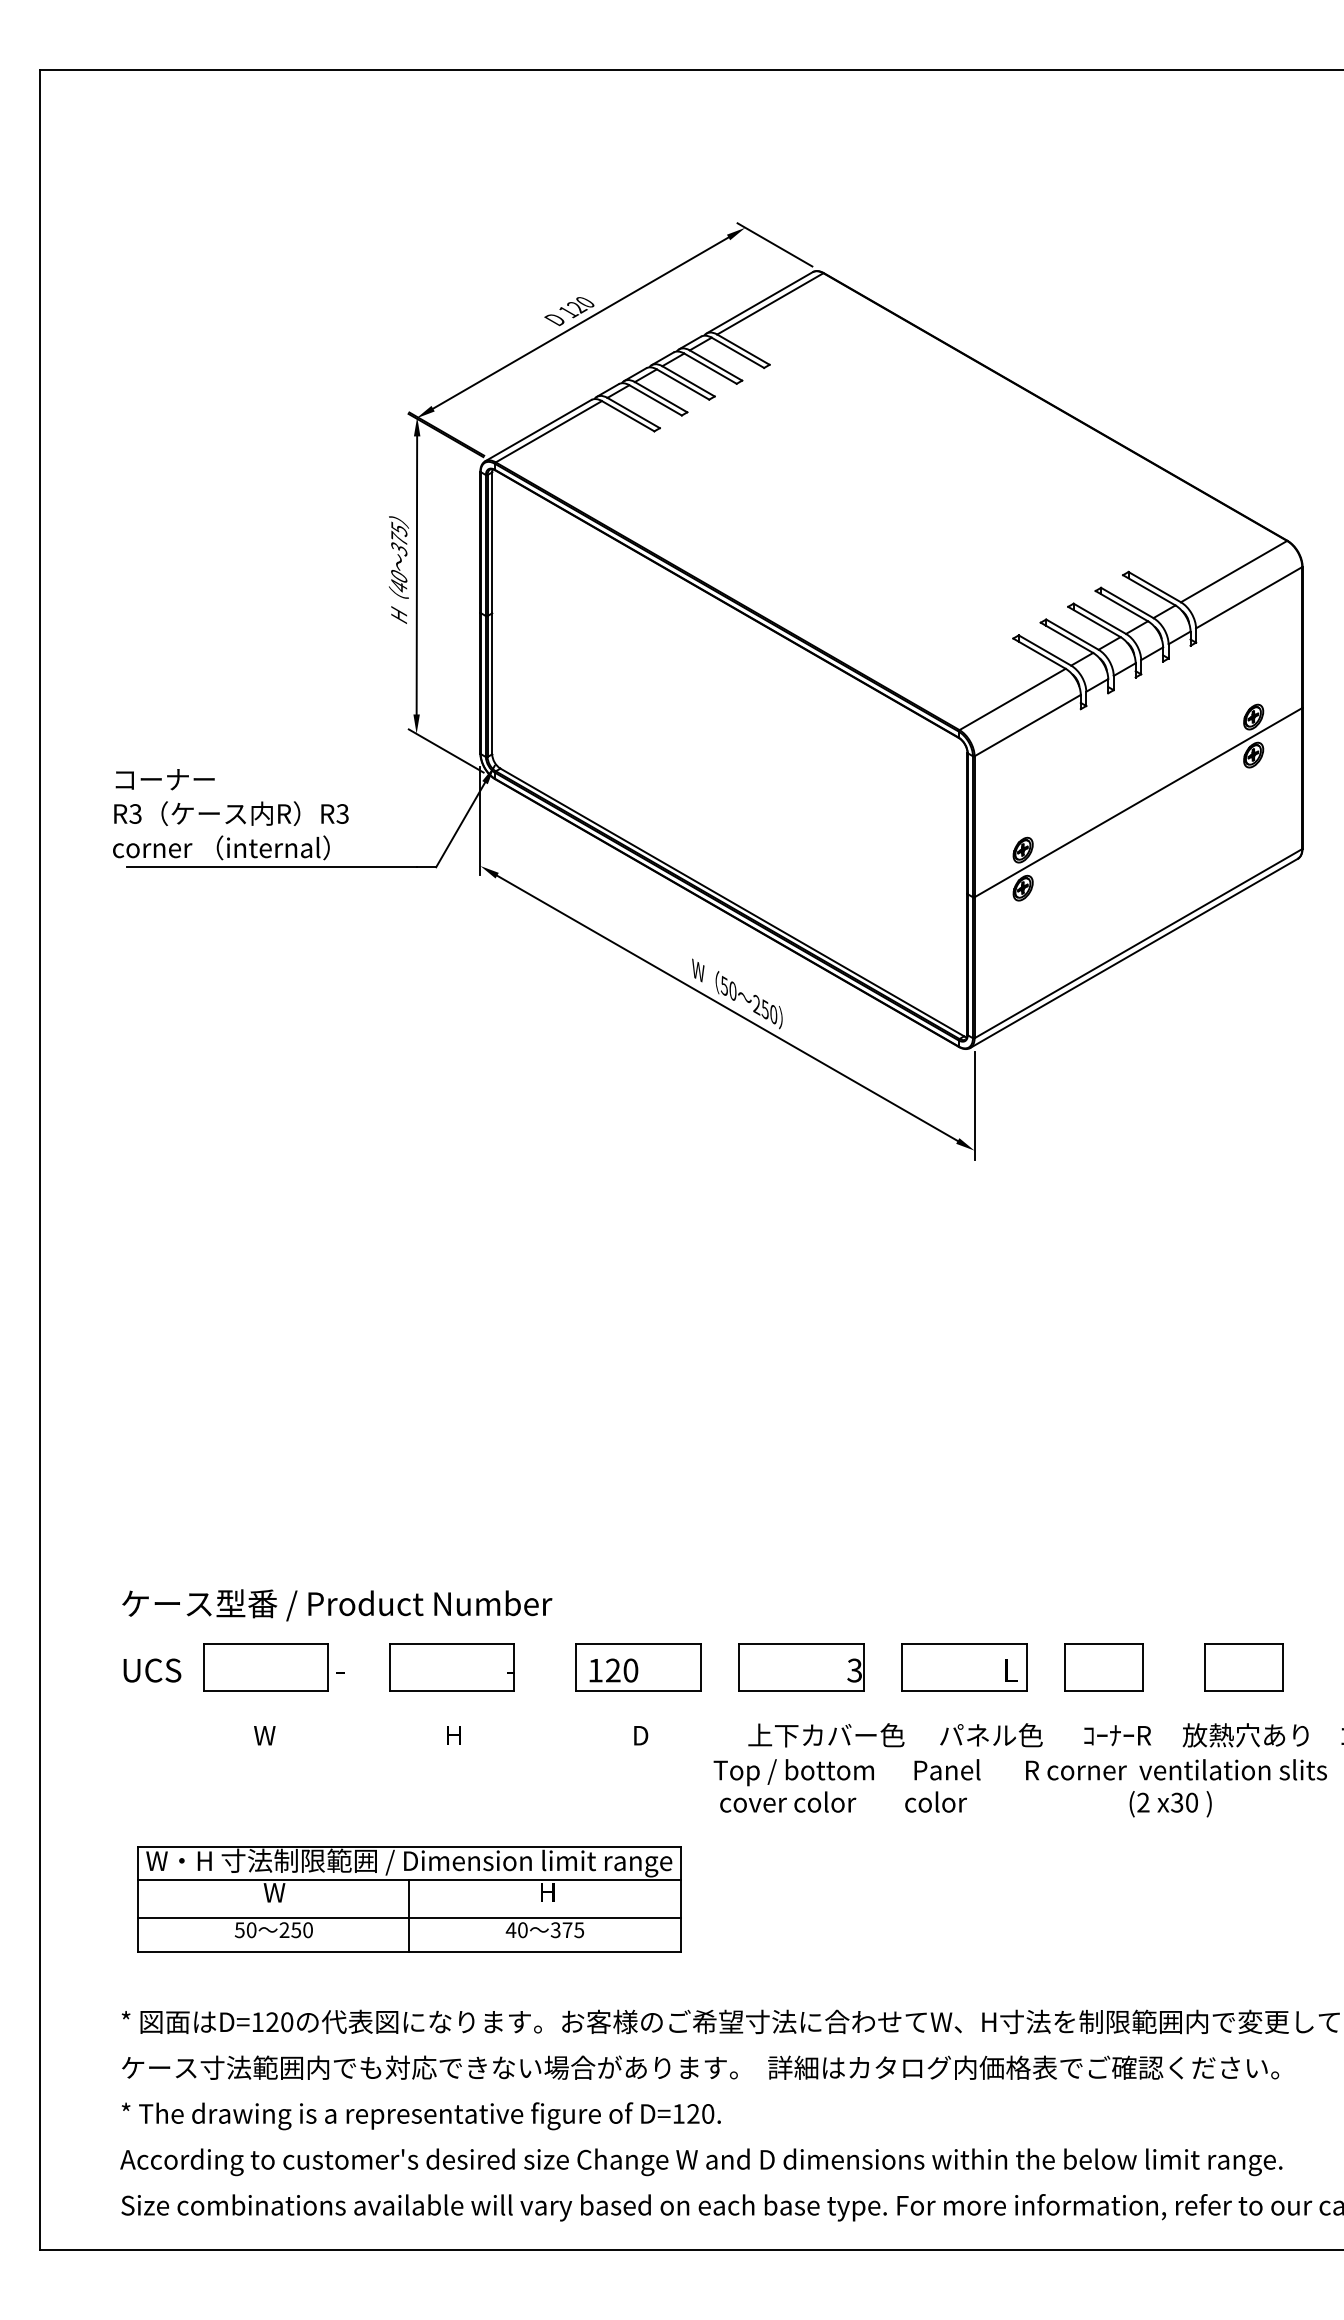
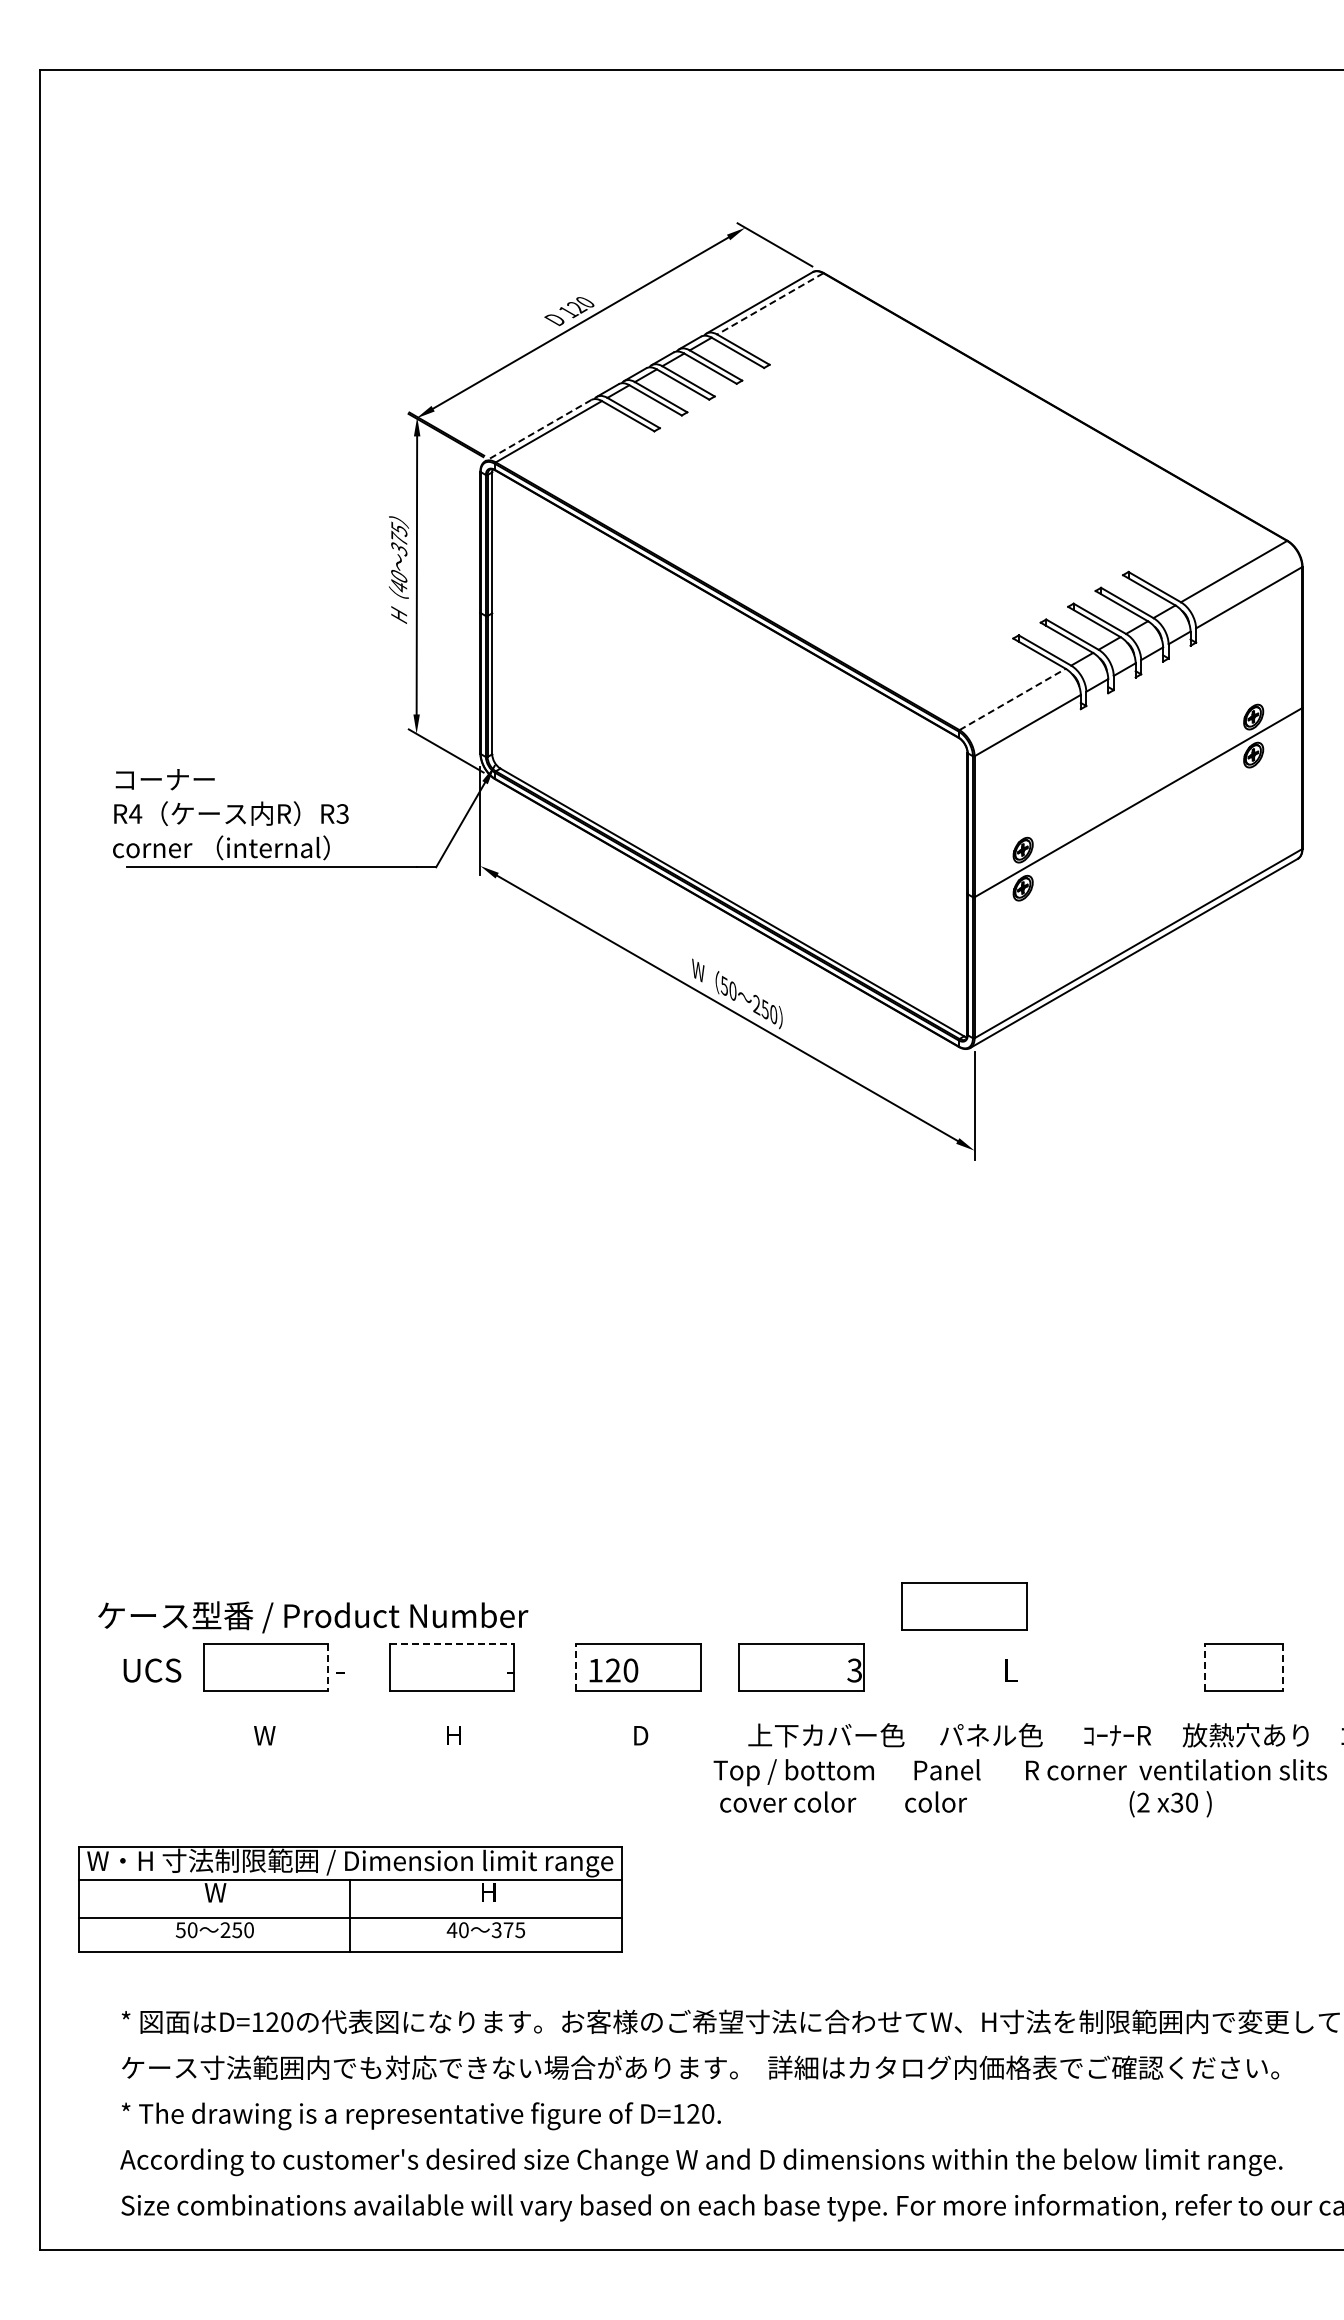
line: solid -> dashed (769, 304)
line: solid -> dashed (537, 430)
line: solid -> dashed (1013, 699)
text: R3 -> R4 (135, 813)
text position: (337, 1605) -> (313, 1617) (313, 1617)
line: solid -> dashed (452, 1643)
line: solid -> dashed (576, 1666)
line: solid -> dashed (1205, 1666)
line: solid -> dashed (328, 1667)
part position: (964, 1667) -> (964, 1606) (964, 1606)
part: present -> none (1103, 1667)
line: solid -> dashed (1282, 1667)
part position: (409, 1899) -> (350, 1899) (350, 1899)
